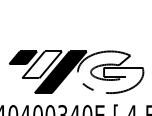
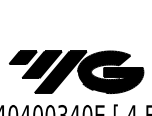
fill: none -> present (41, 64)
fill: none -> present (110, 72)
